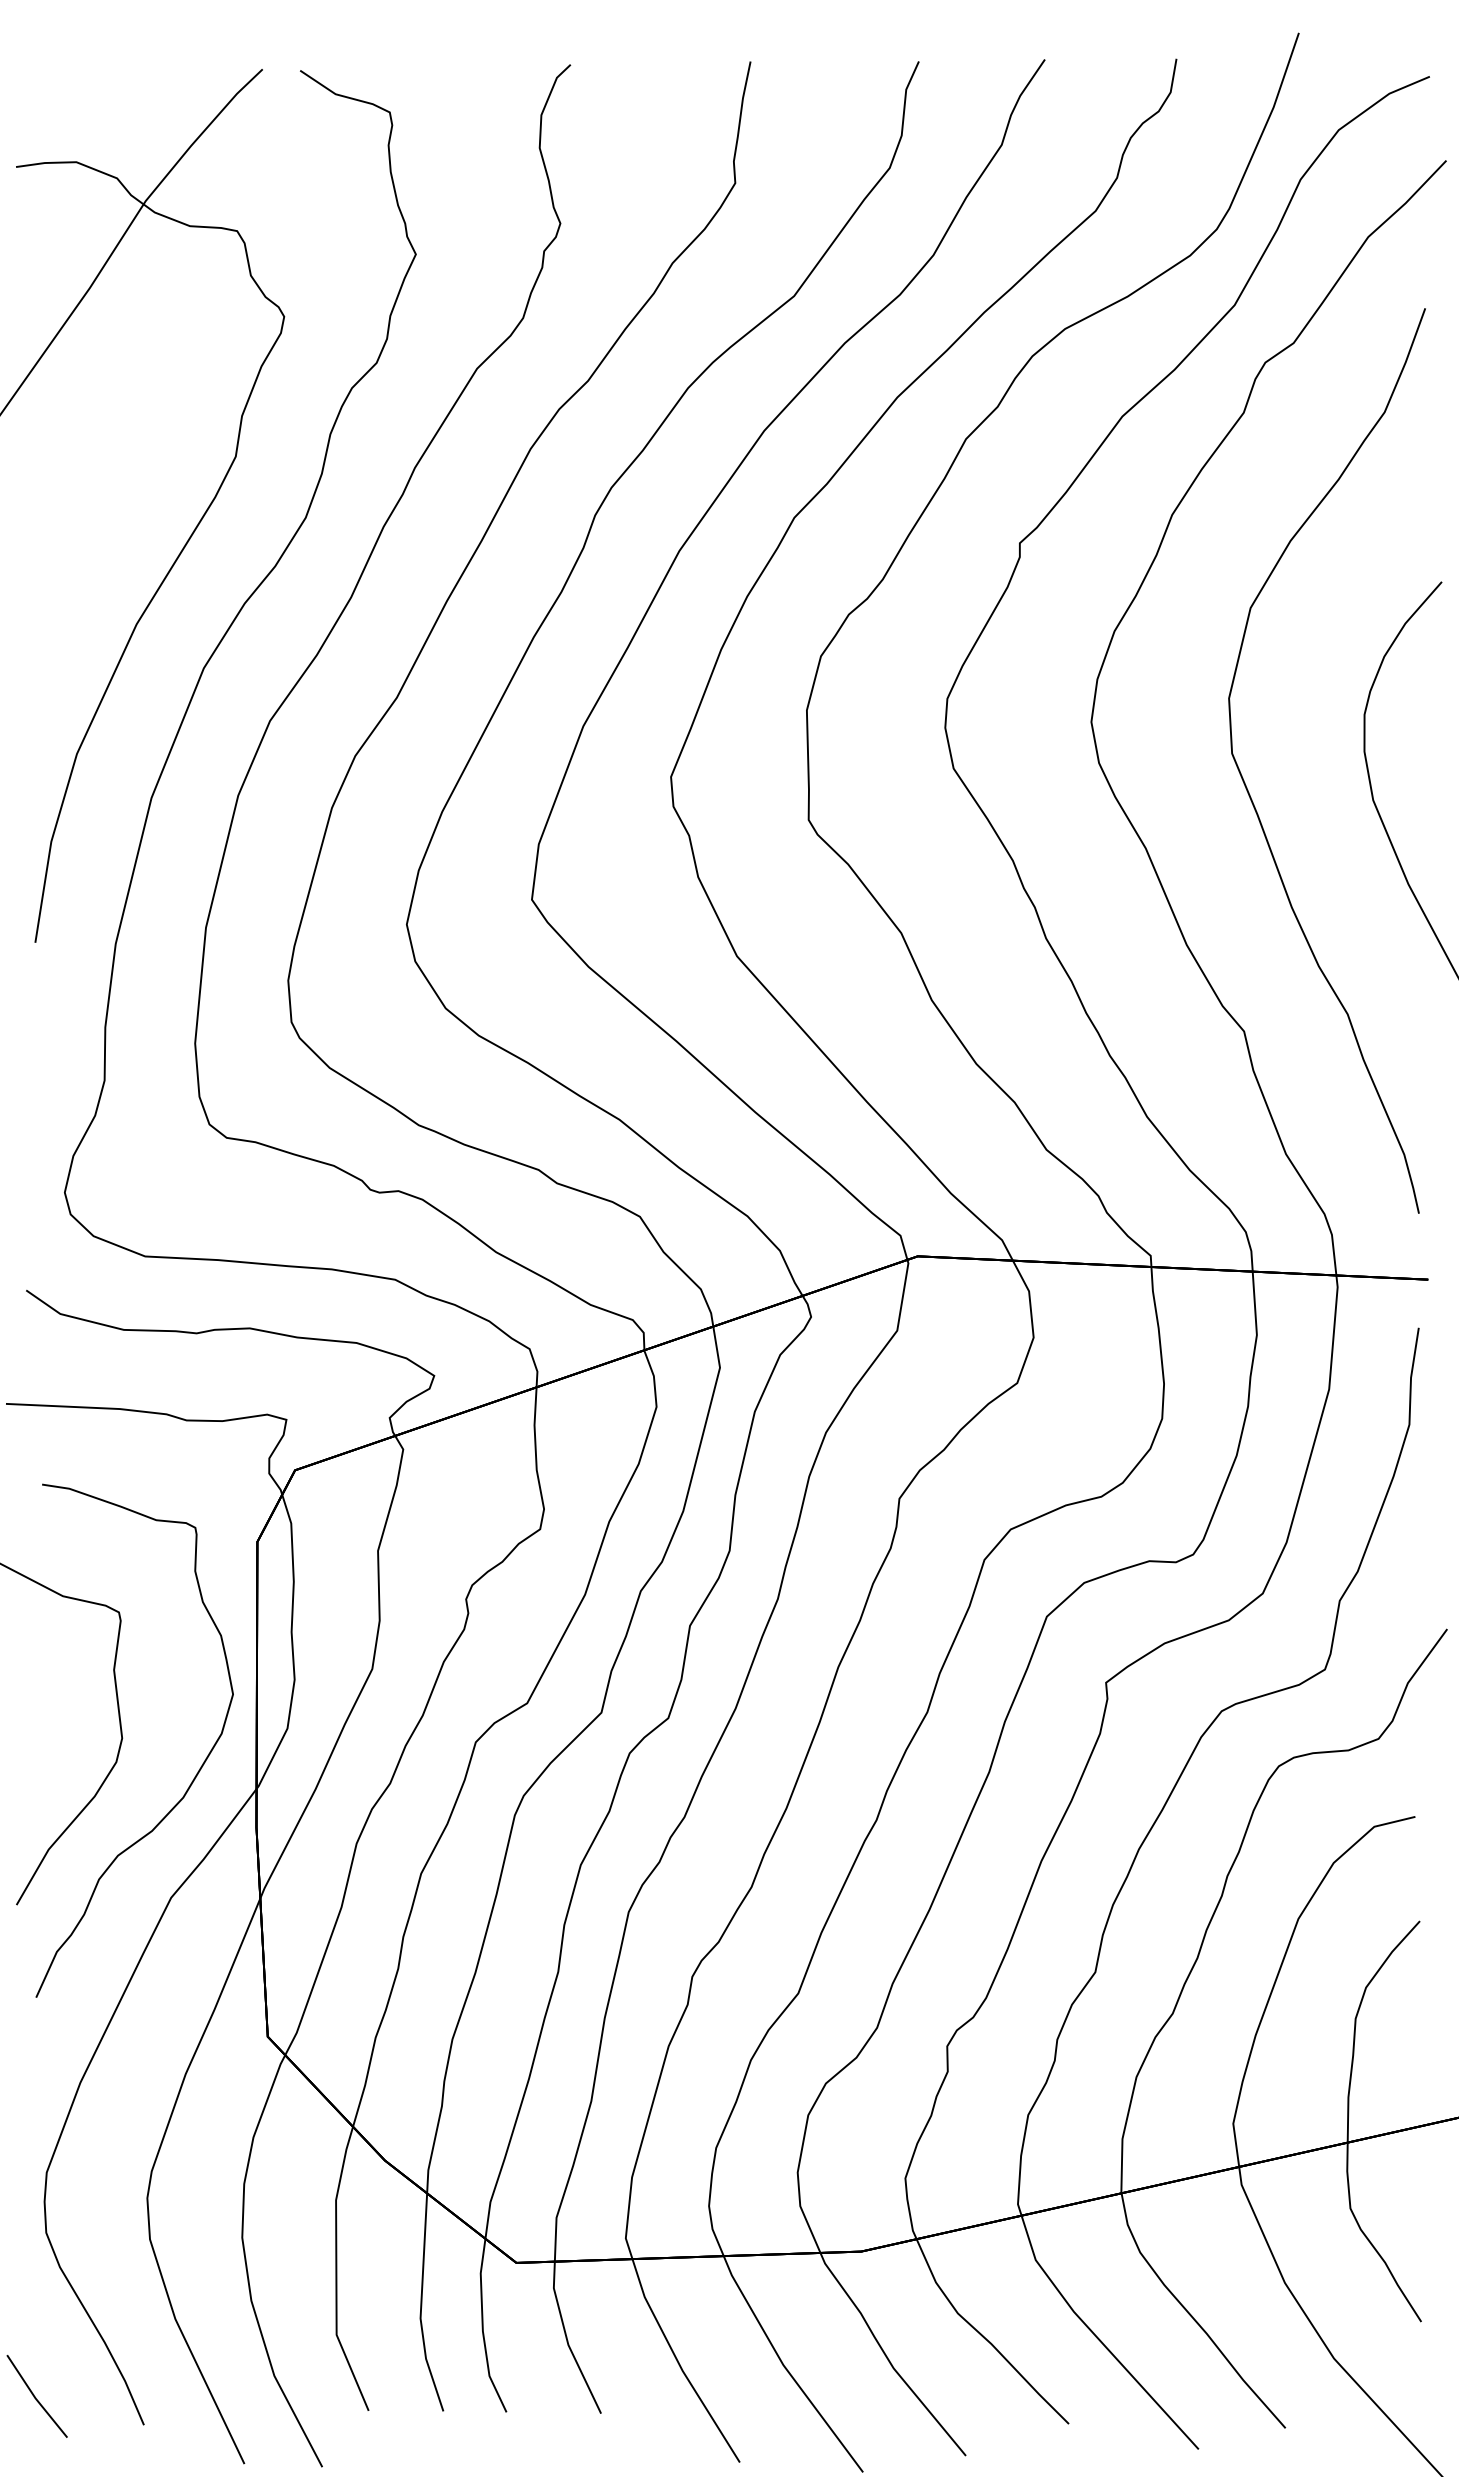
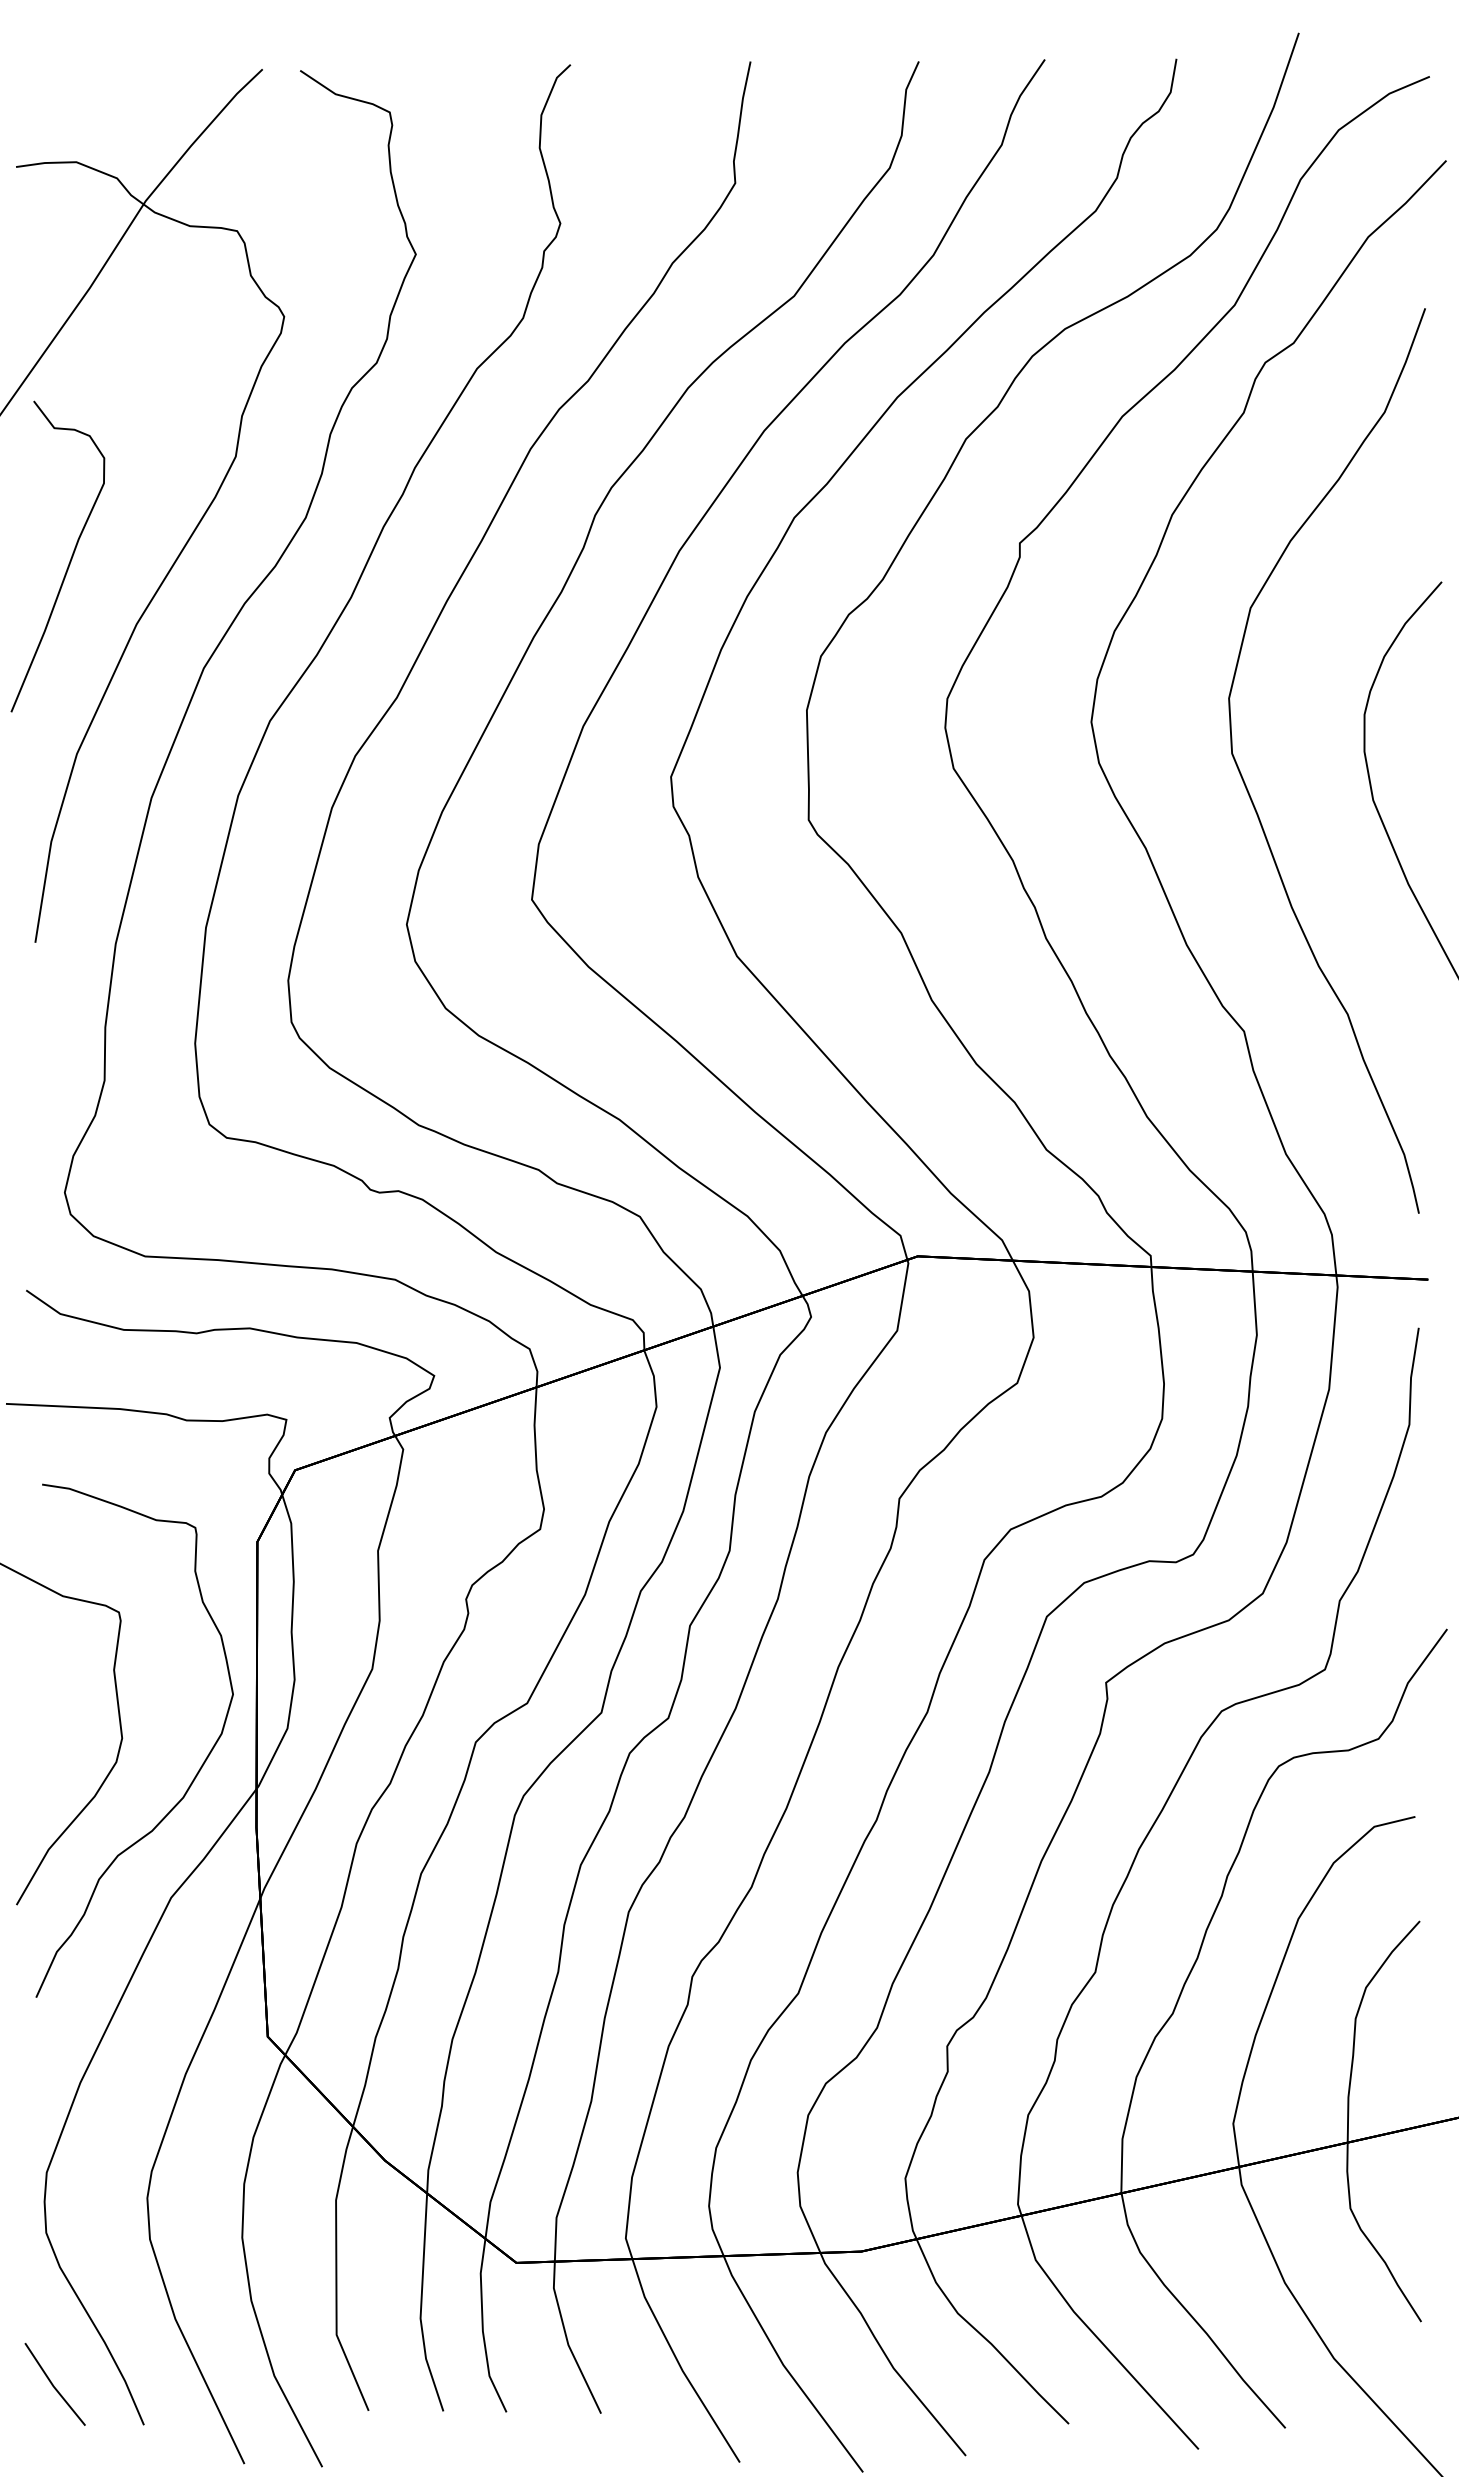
curve: none -> present (69, 560)
line position: (35, 2396) -> (53, 2384) (53, 2384)
